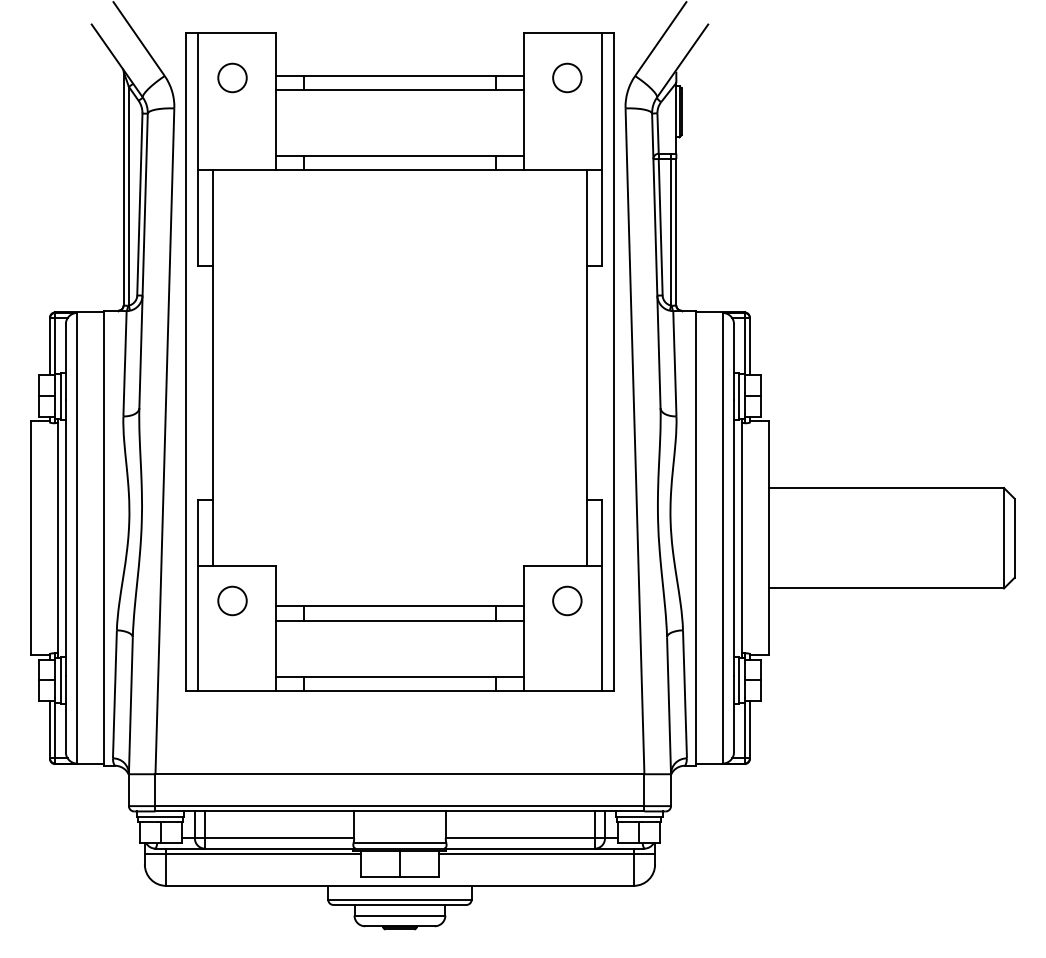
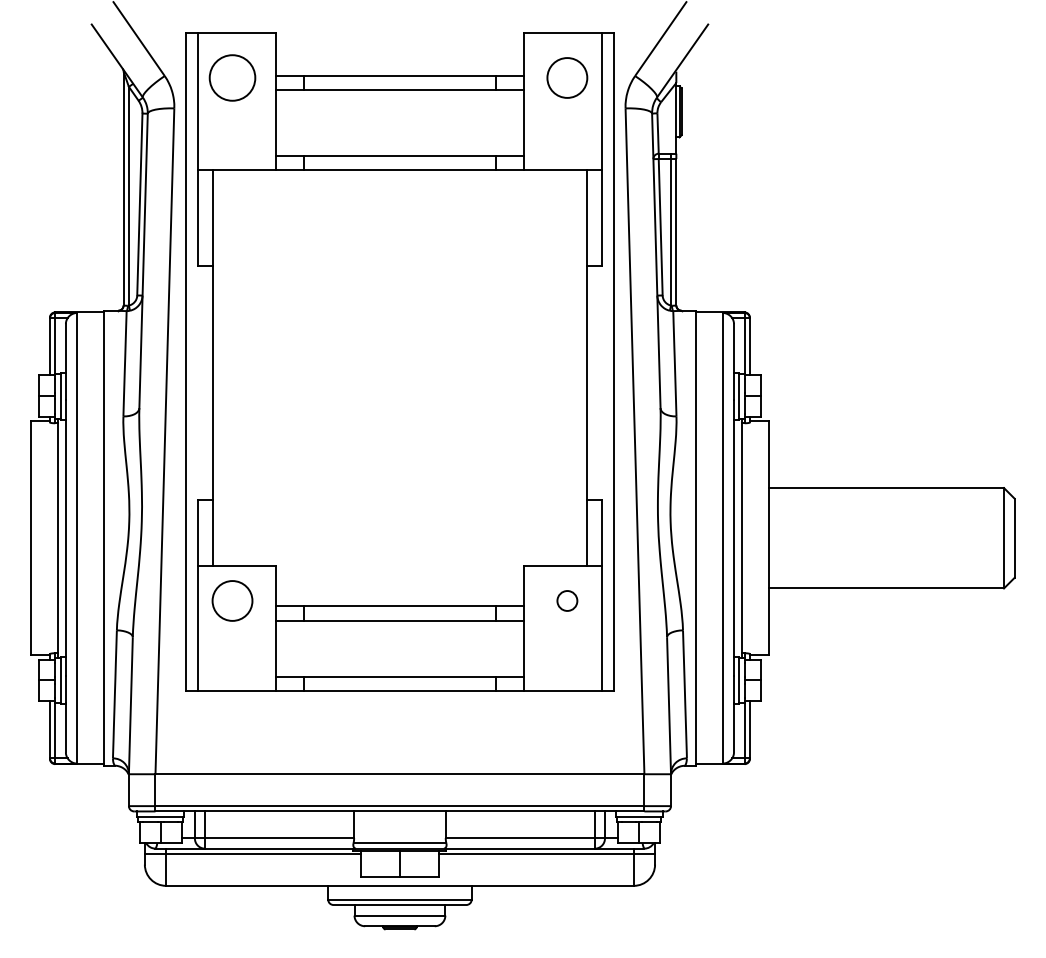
circle diameter: 28 px -> 46 px (232, 77)
circle diameter: 28 px -> 40 px (567, 77)
circle diameter: 28 px -> 40 px (232, 600)
circle size: 31x32 px -> 23x22 px (567, 600)
